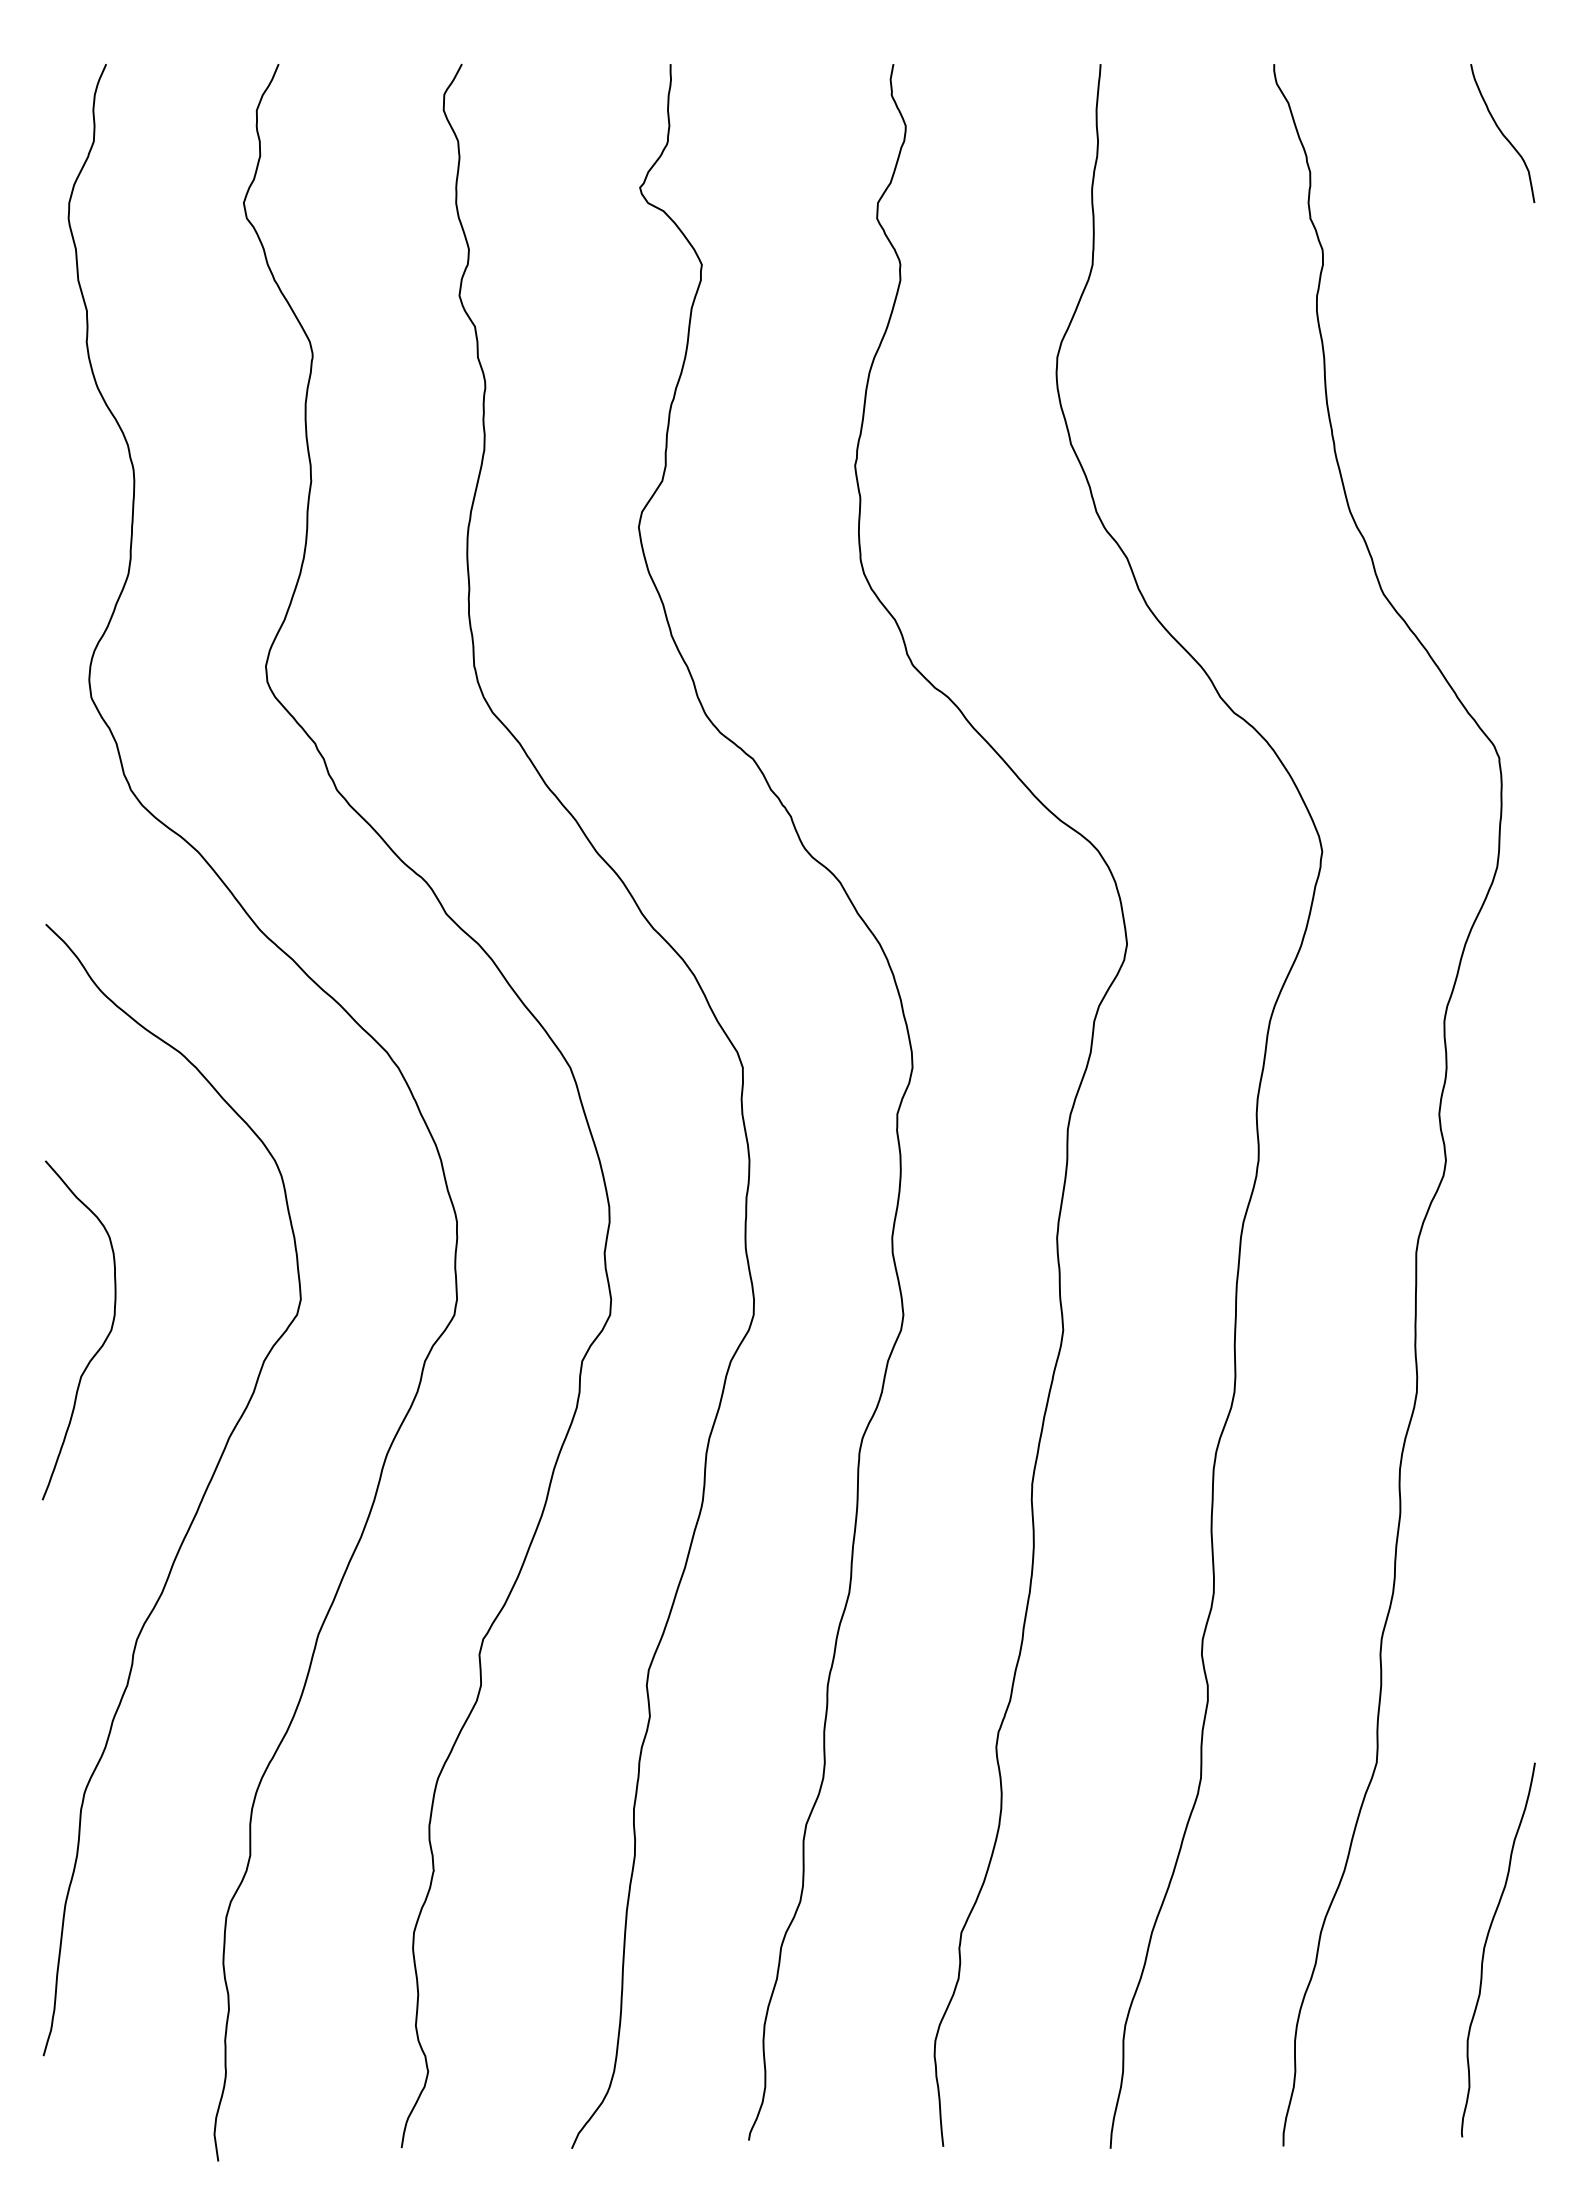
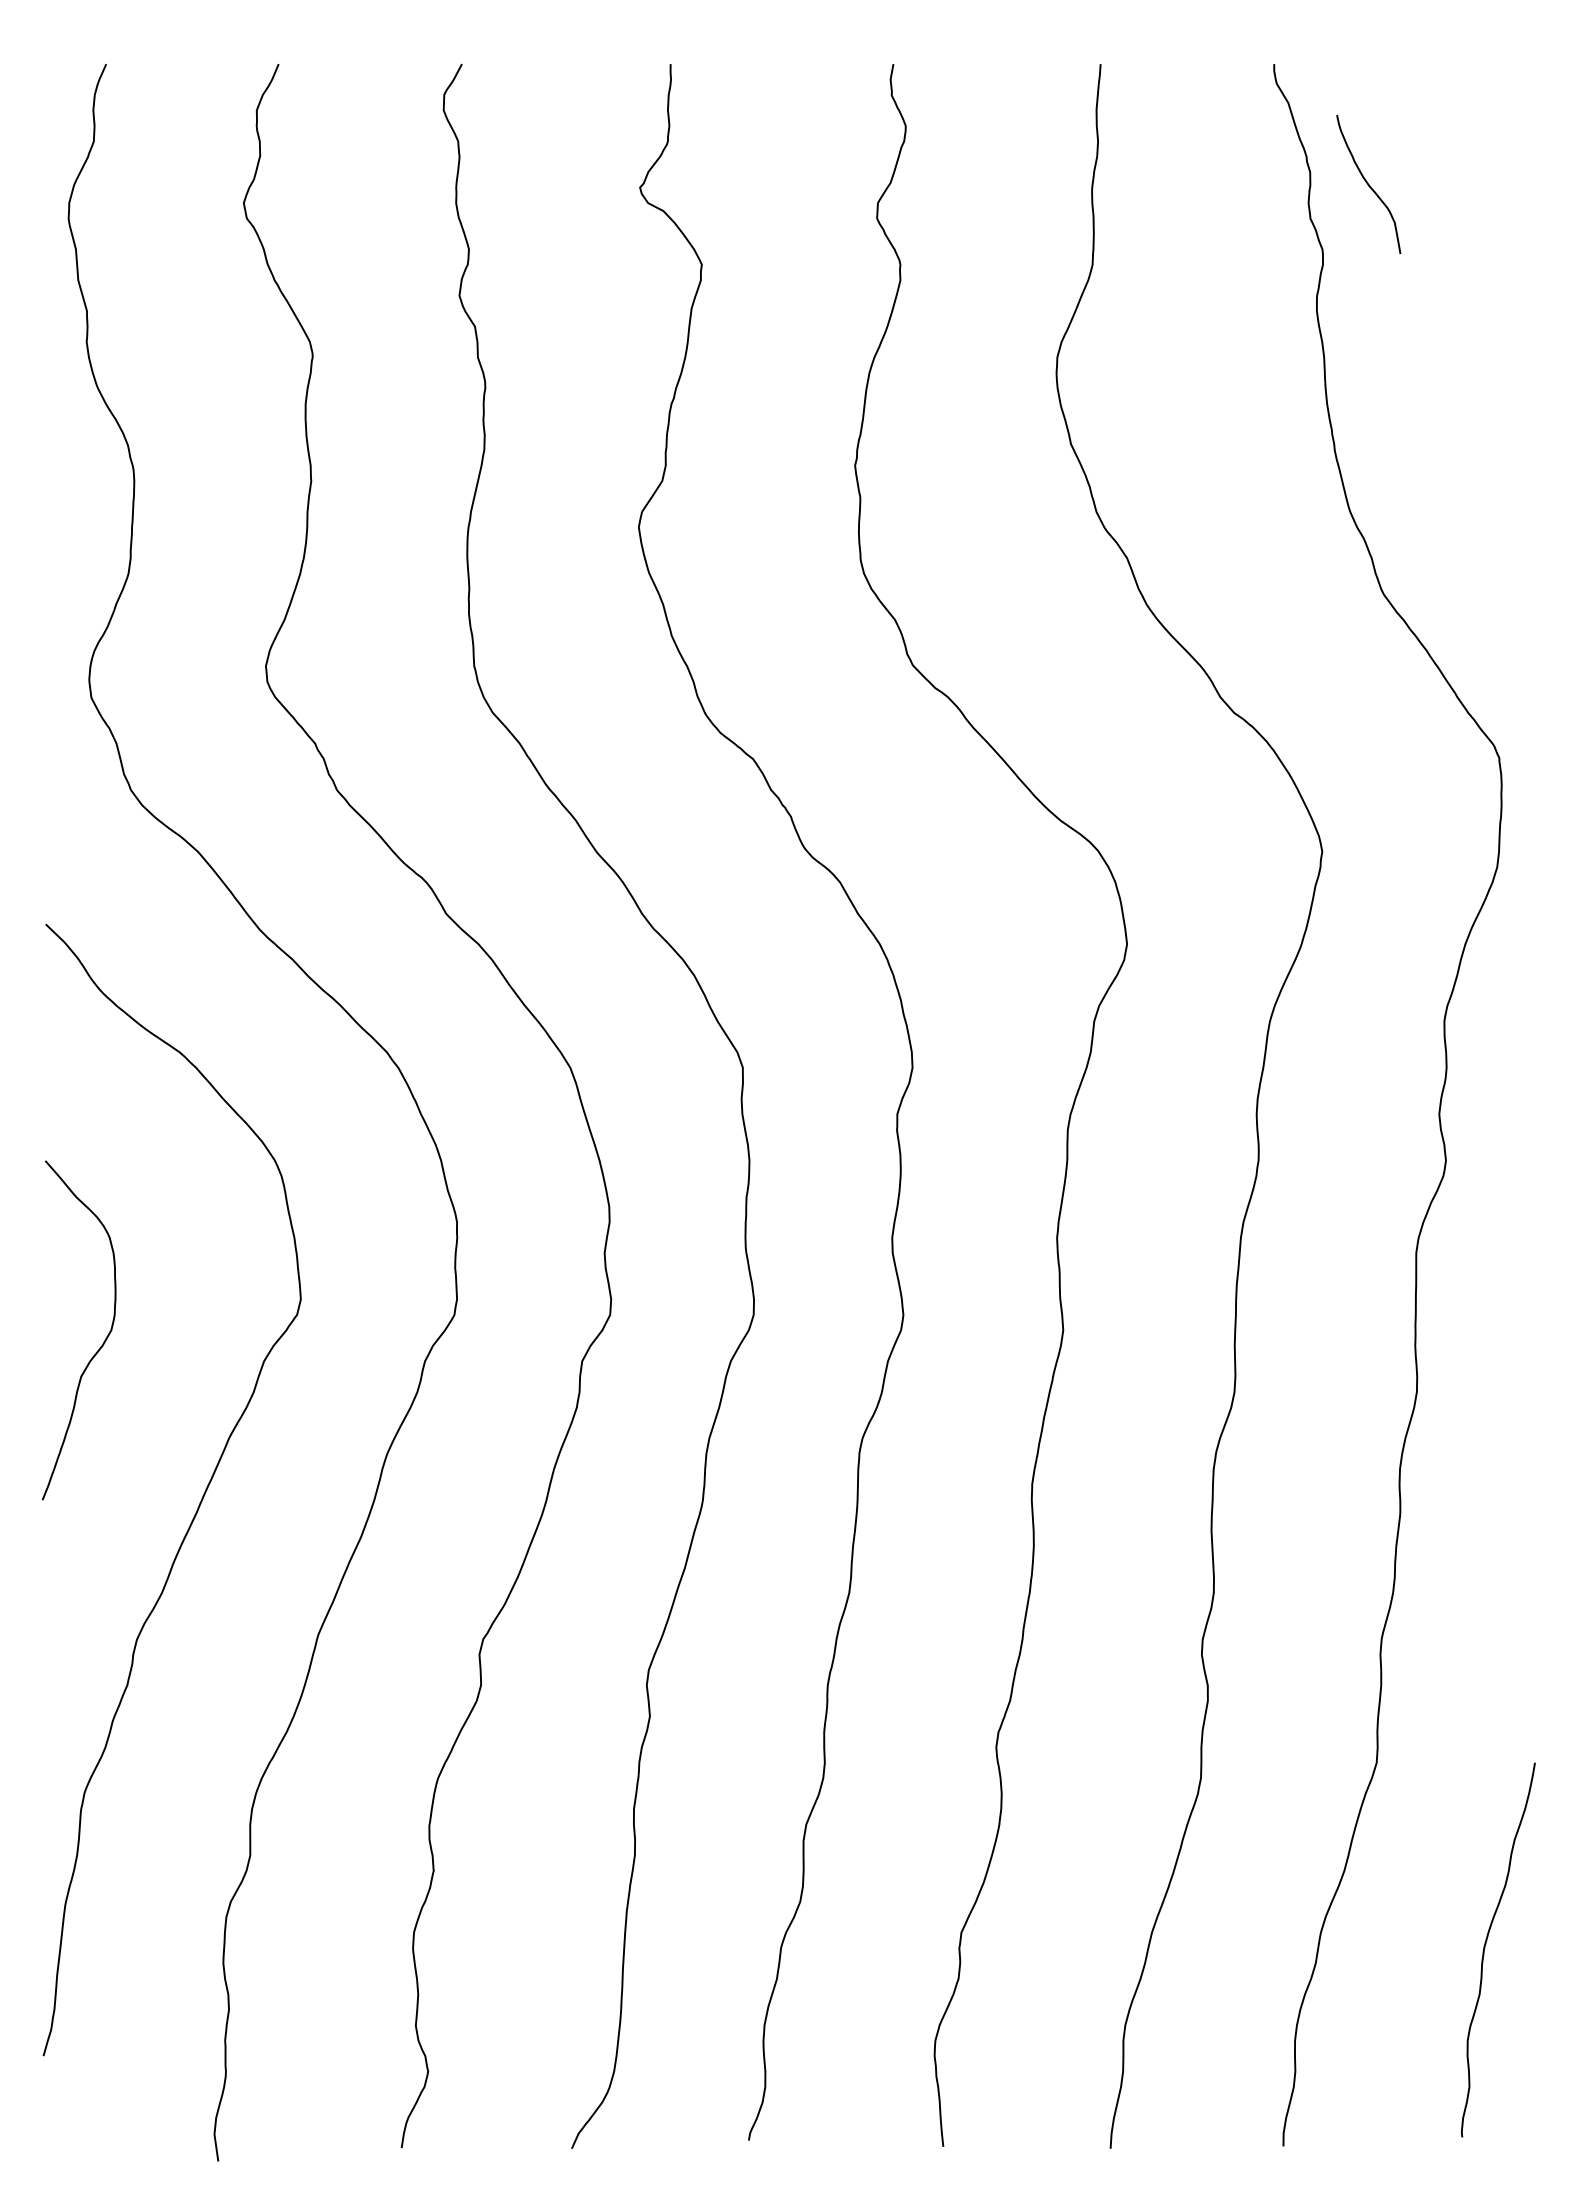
curve position: (1502, 133) -> (1368, 184) (1368, 184)
